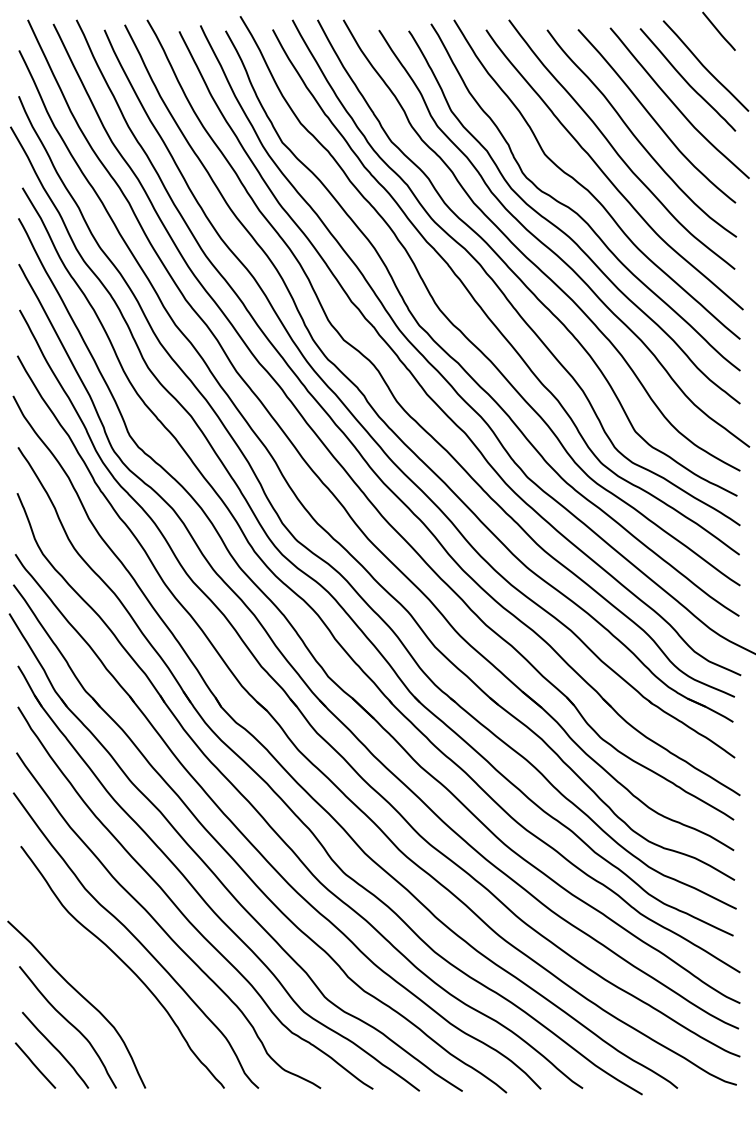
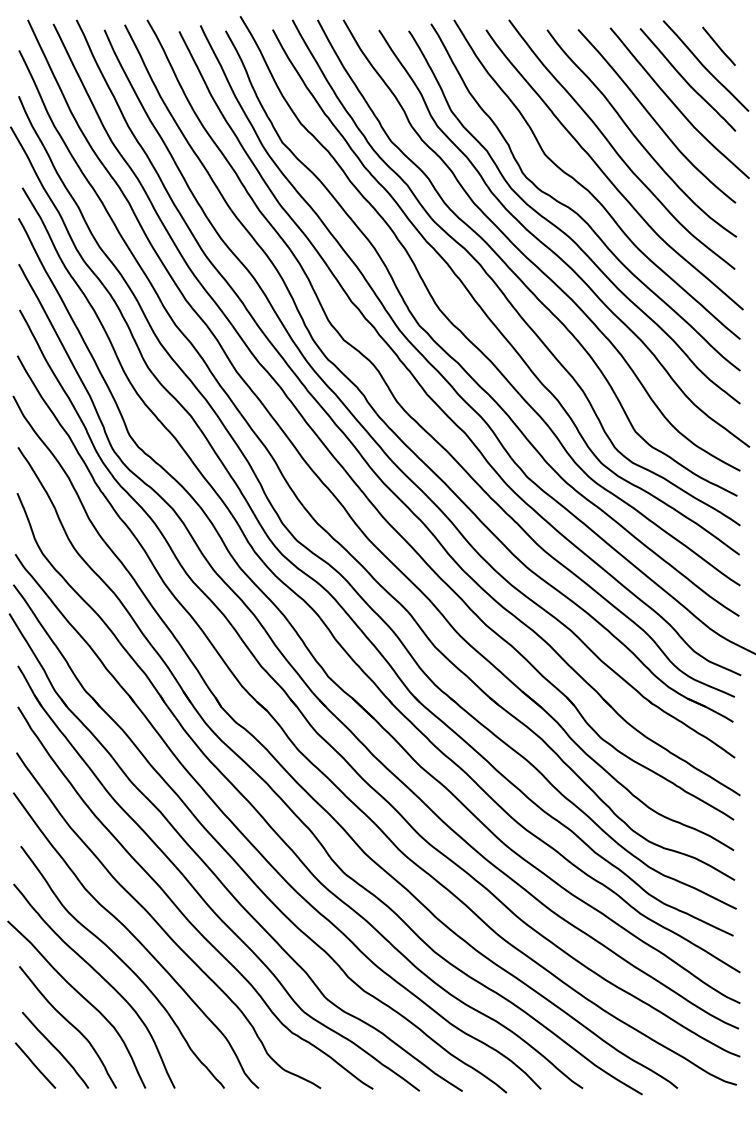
line position: (718, 30) -> (718, 45) (718, 45)
curve: none -> present (101, 977)
